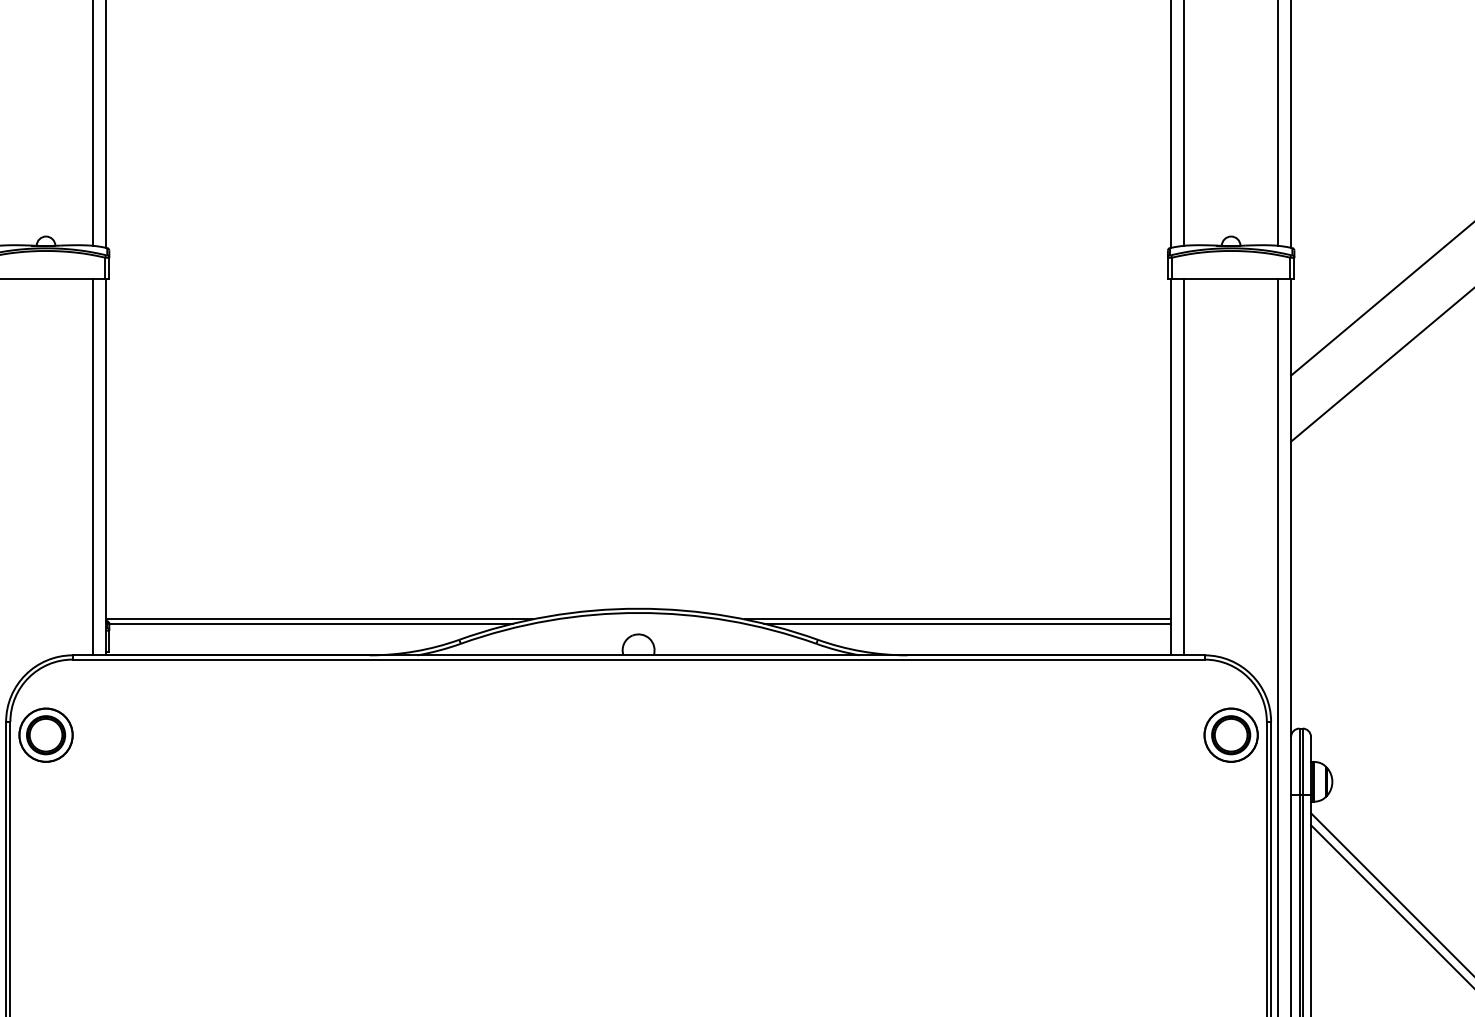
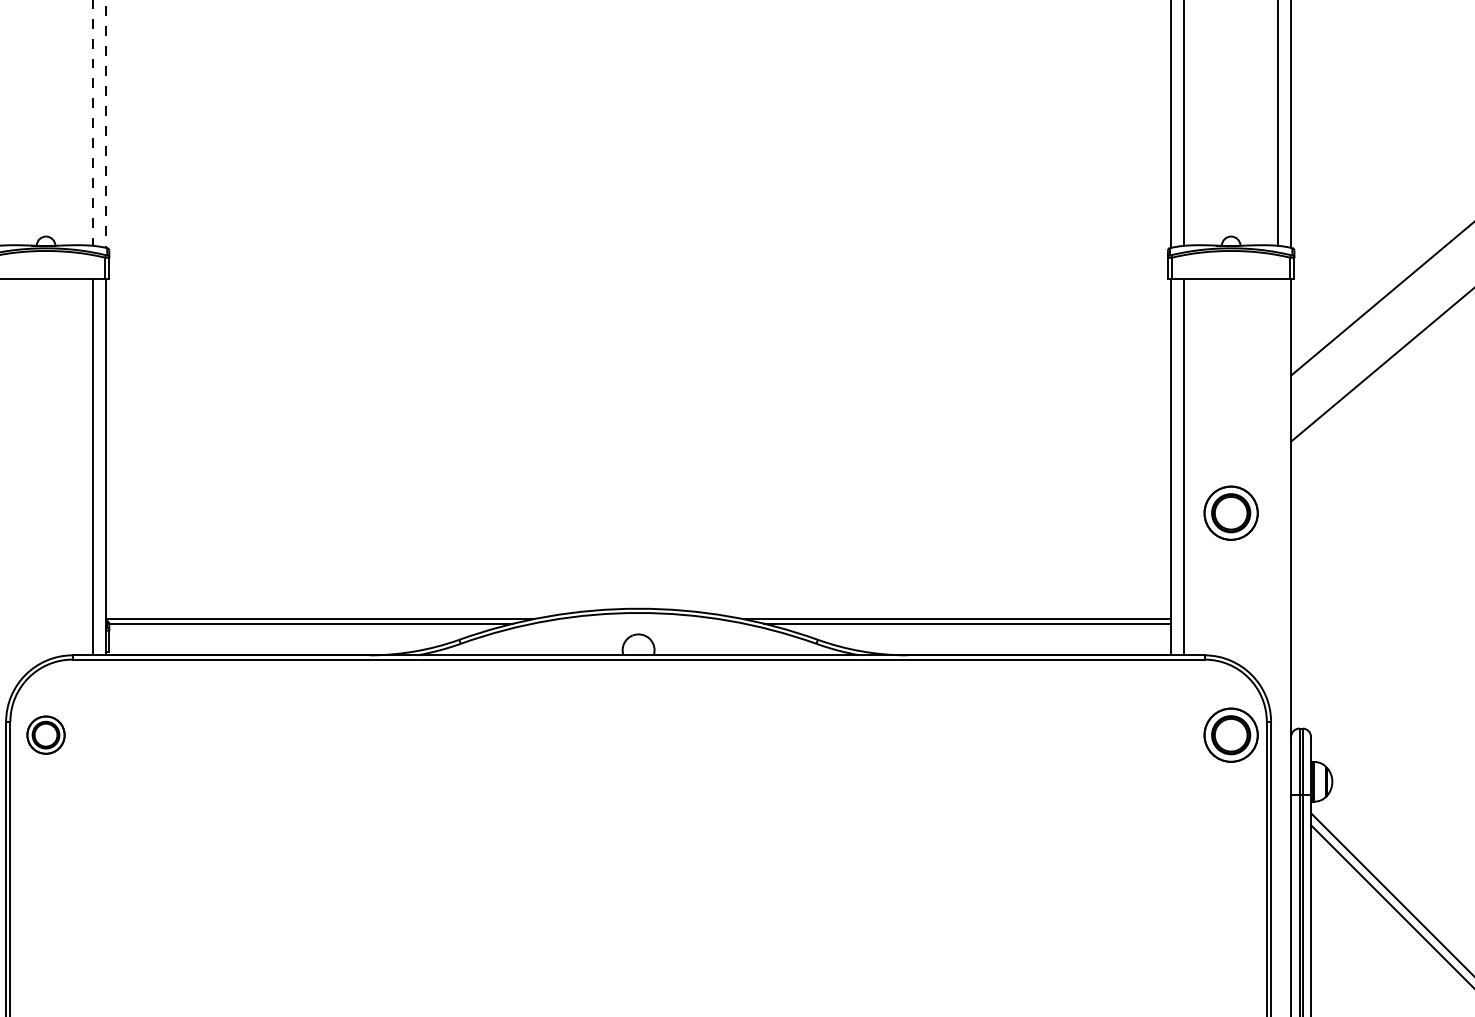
line: solid -> dashed (93, 123)
line: solid -> dashed (105, 123)
part: none -> present (1230, 512)
line: present -> none (1278, 646)
part size: 56x56 px -> 40x40 px (45, 734)
